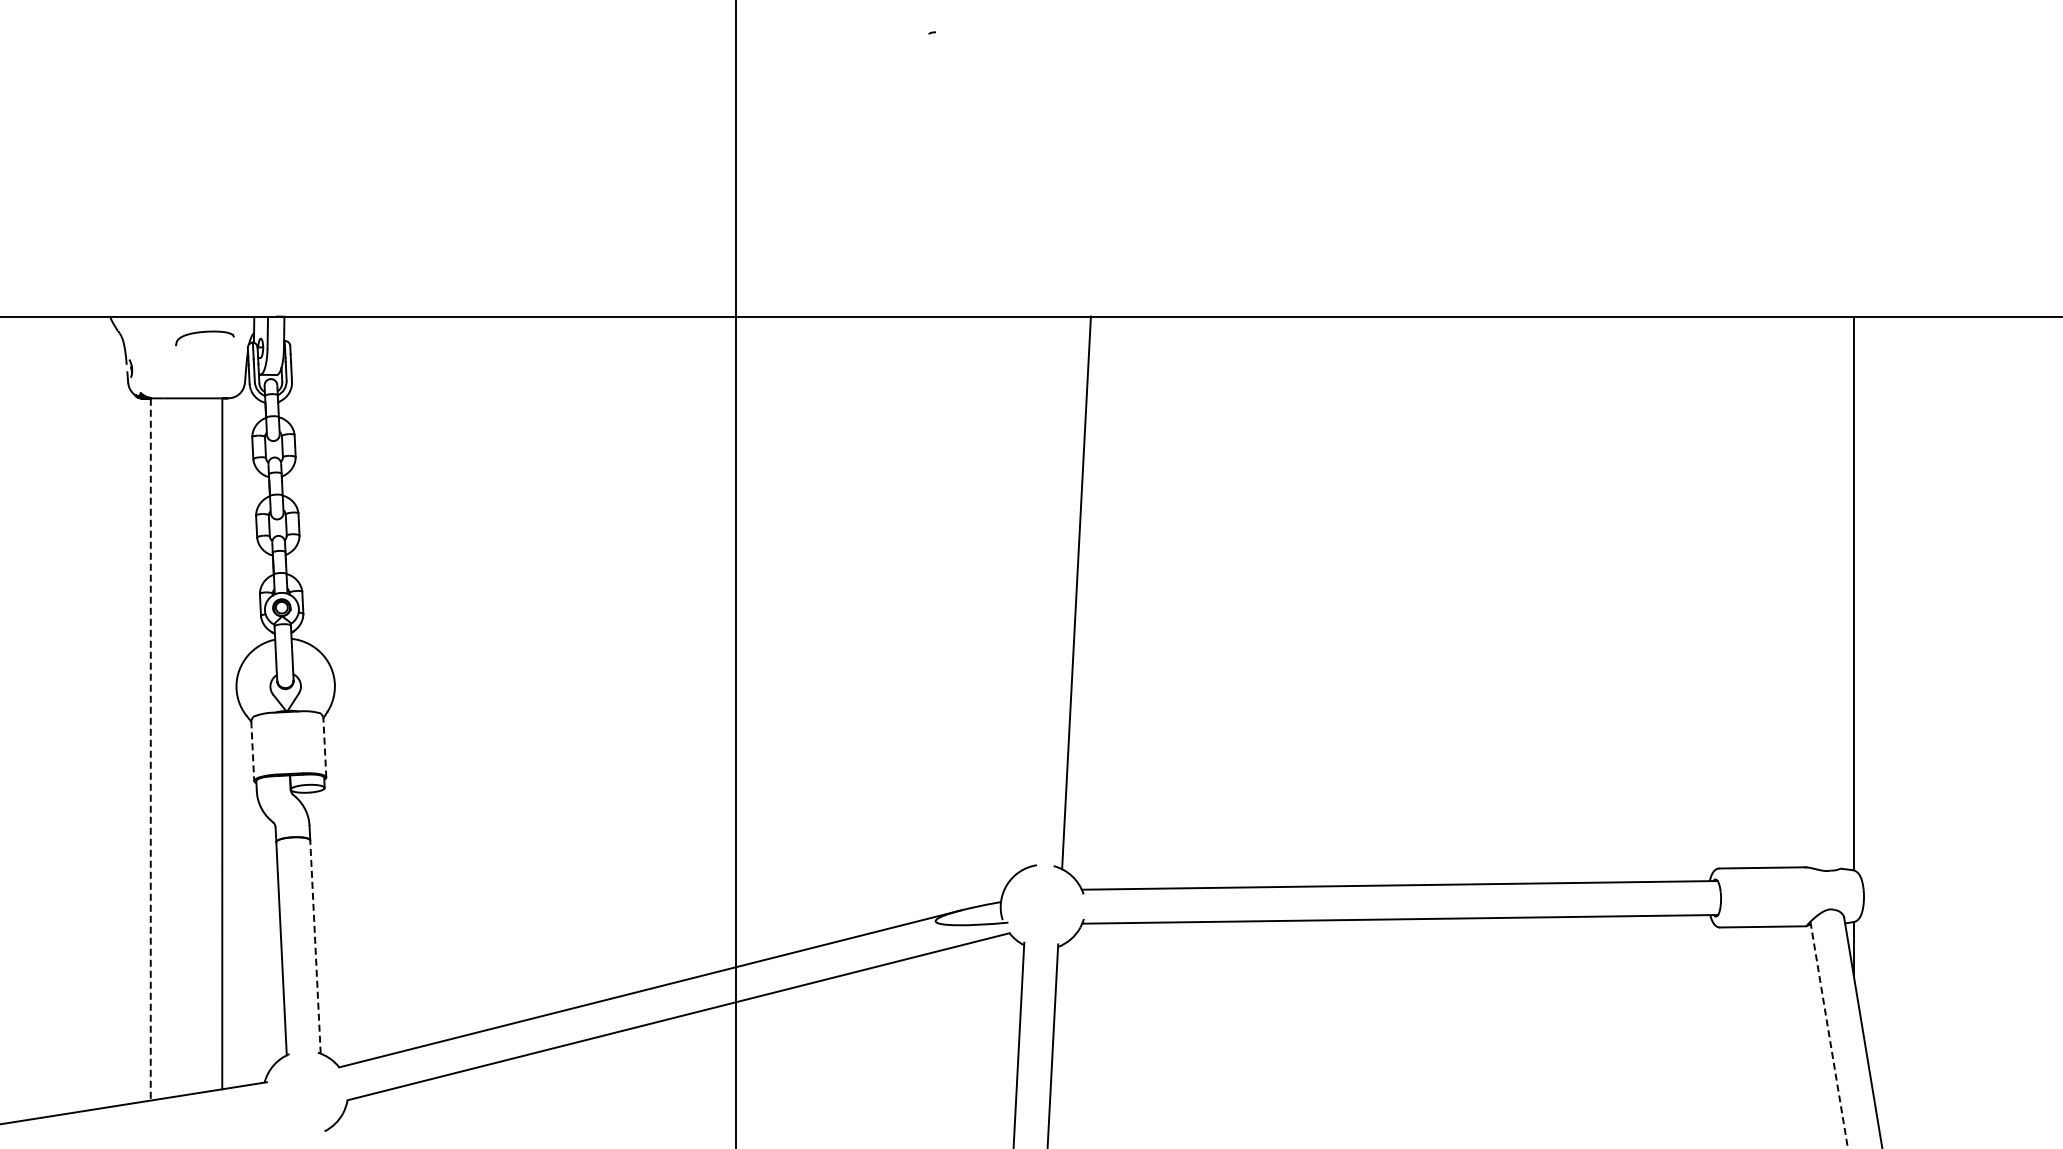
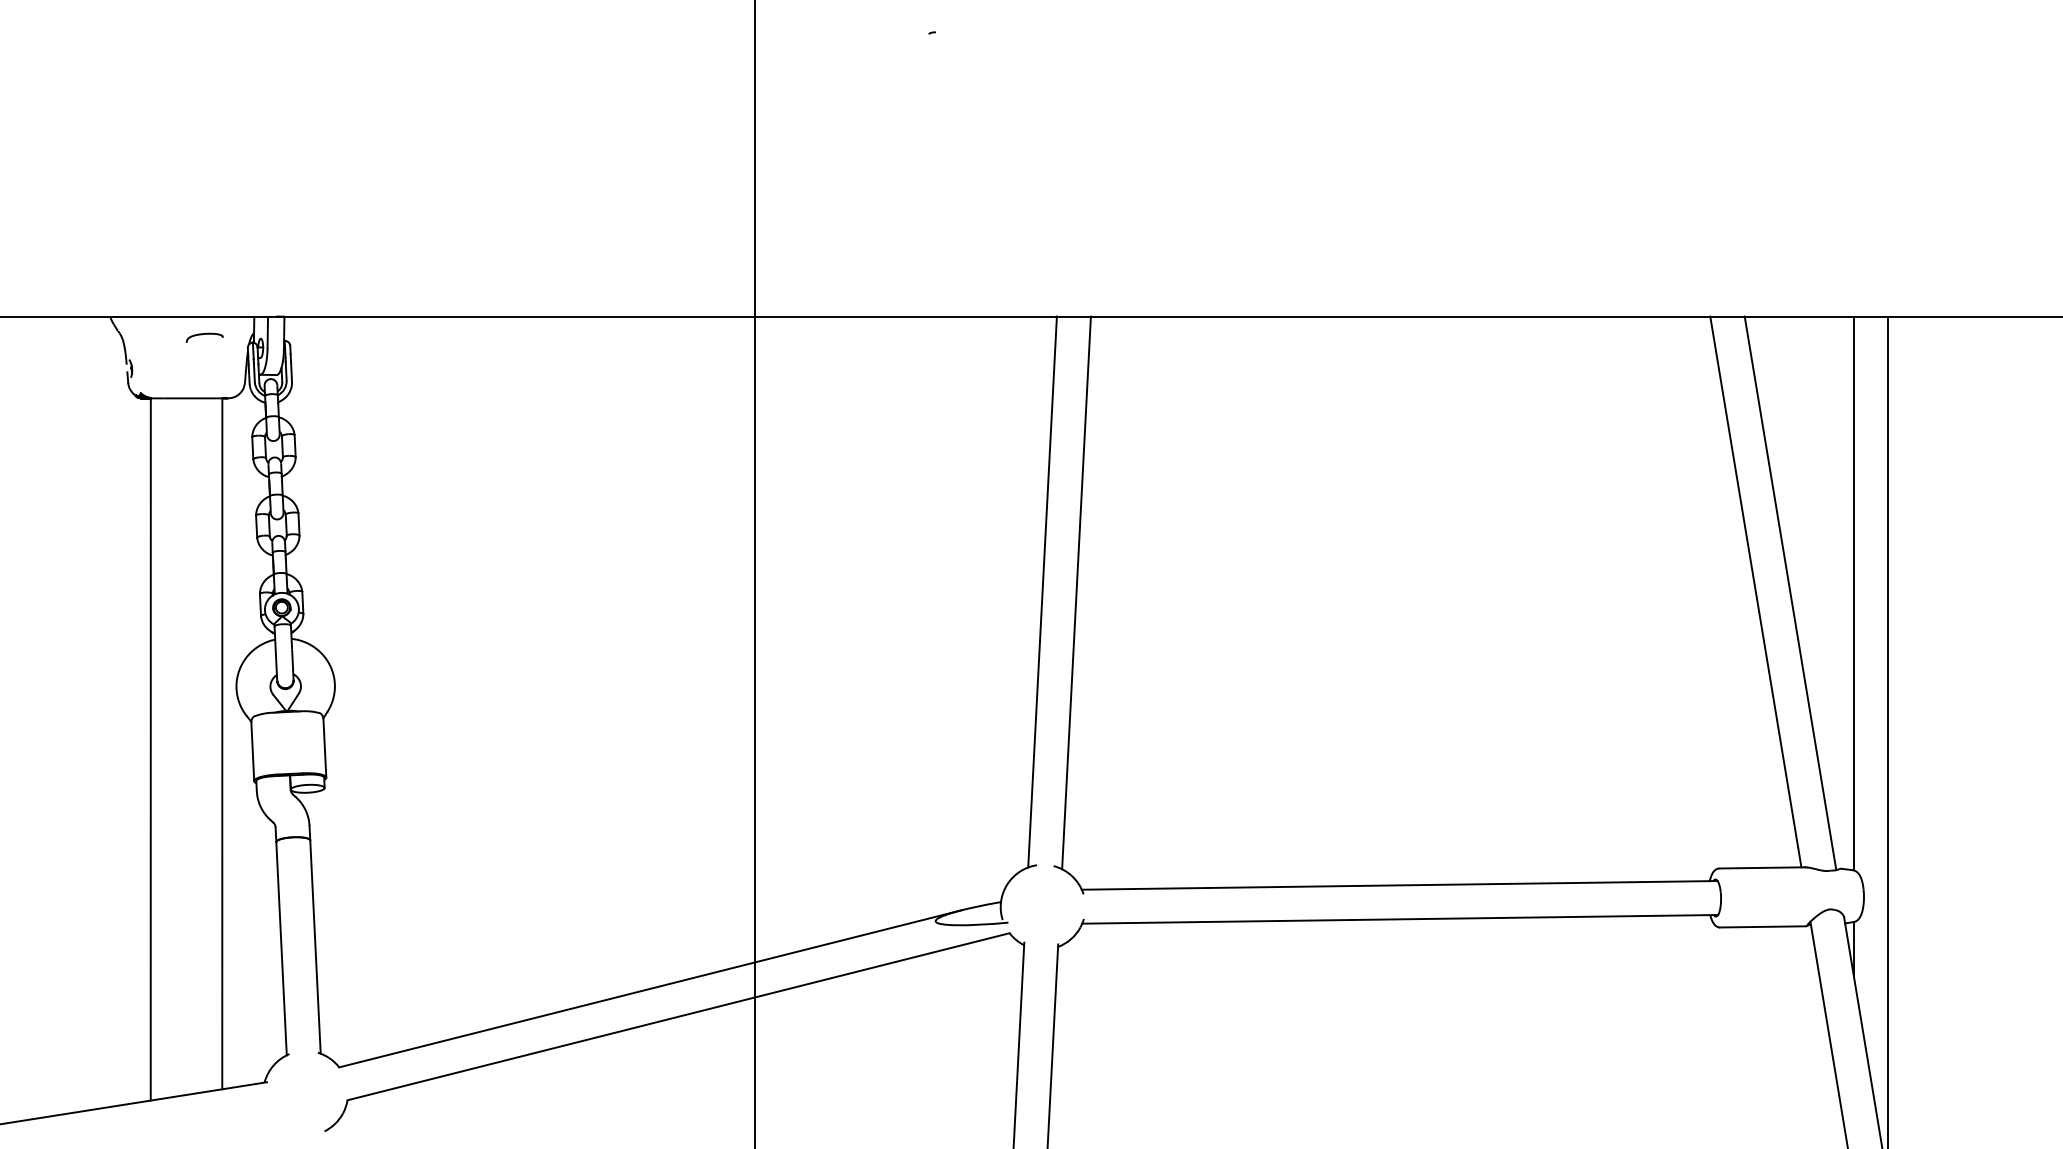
part size: 60x17 px -> 39x11 px (204, 337)
line position: (736, 573) -> (755, 573) (755, 573)
line: none -> present (1042, 591)
line: none -> present (1755, 591)
line: none -> present (1790, 593)
line: none -> present (1887, 730)
line: dashed -> solid (324, 747)
line: dashed -> solid (150, 749)
line: dashed -> solid (252, 751)
line: dashed -> solid (315, 947)
line: dashed -> solid (1829, 1035)
